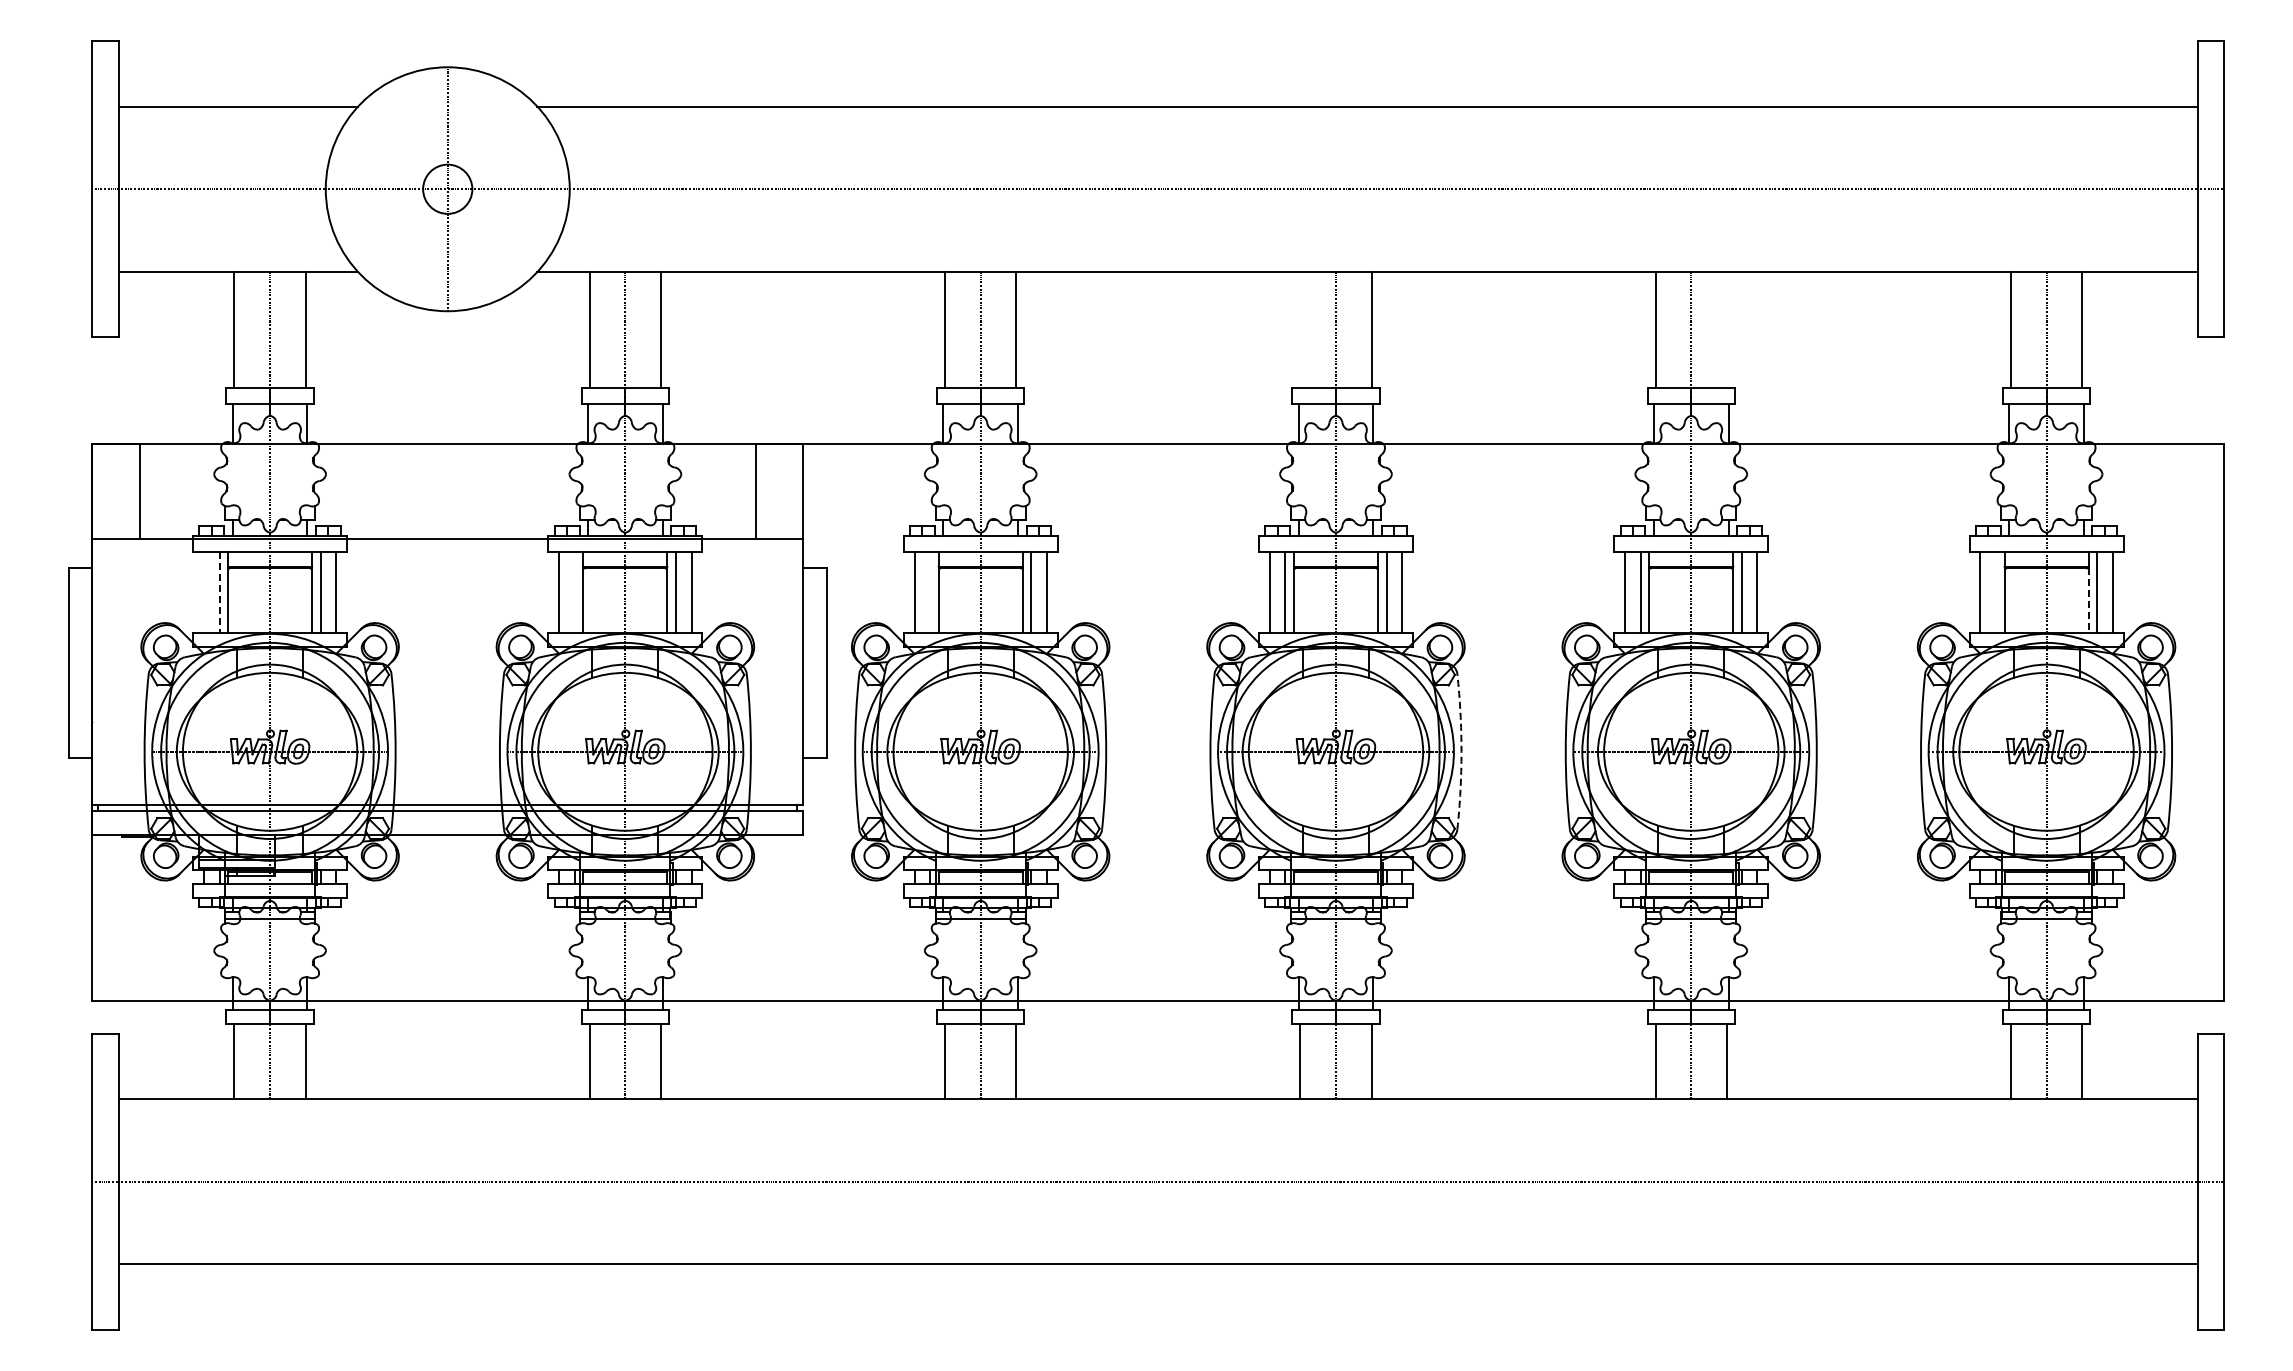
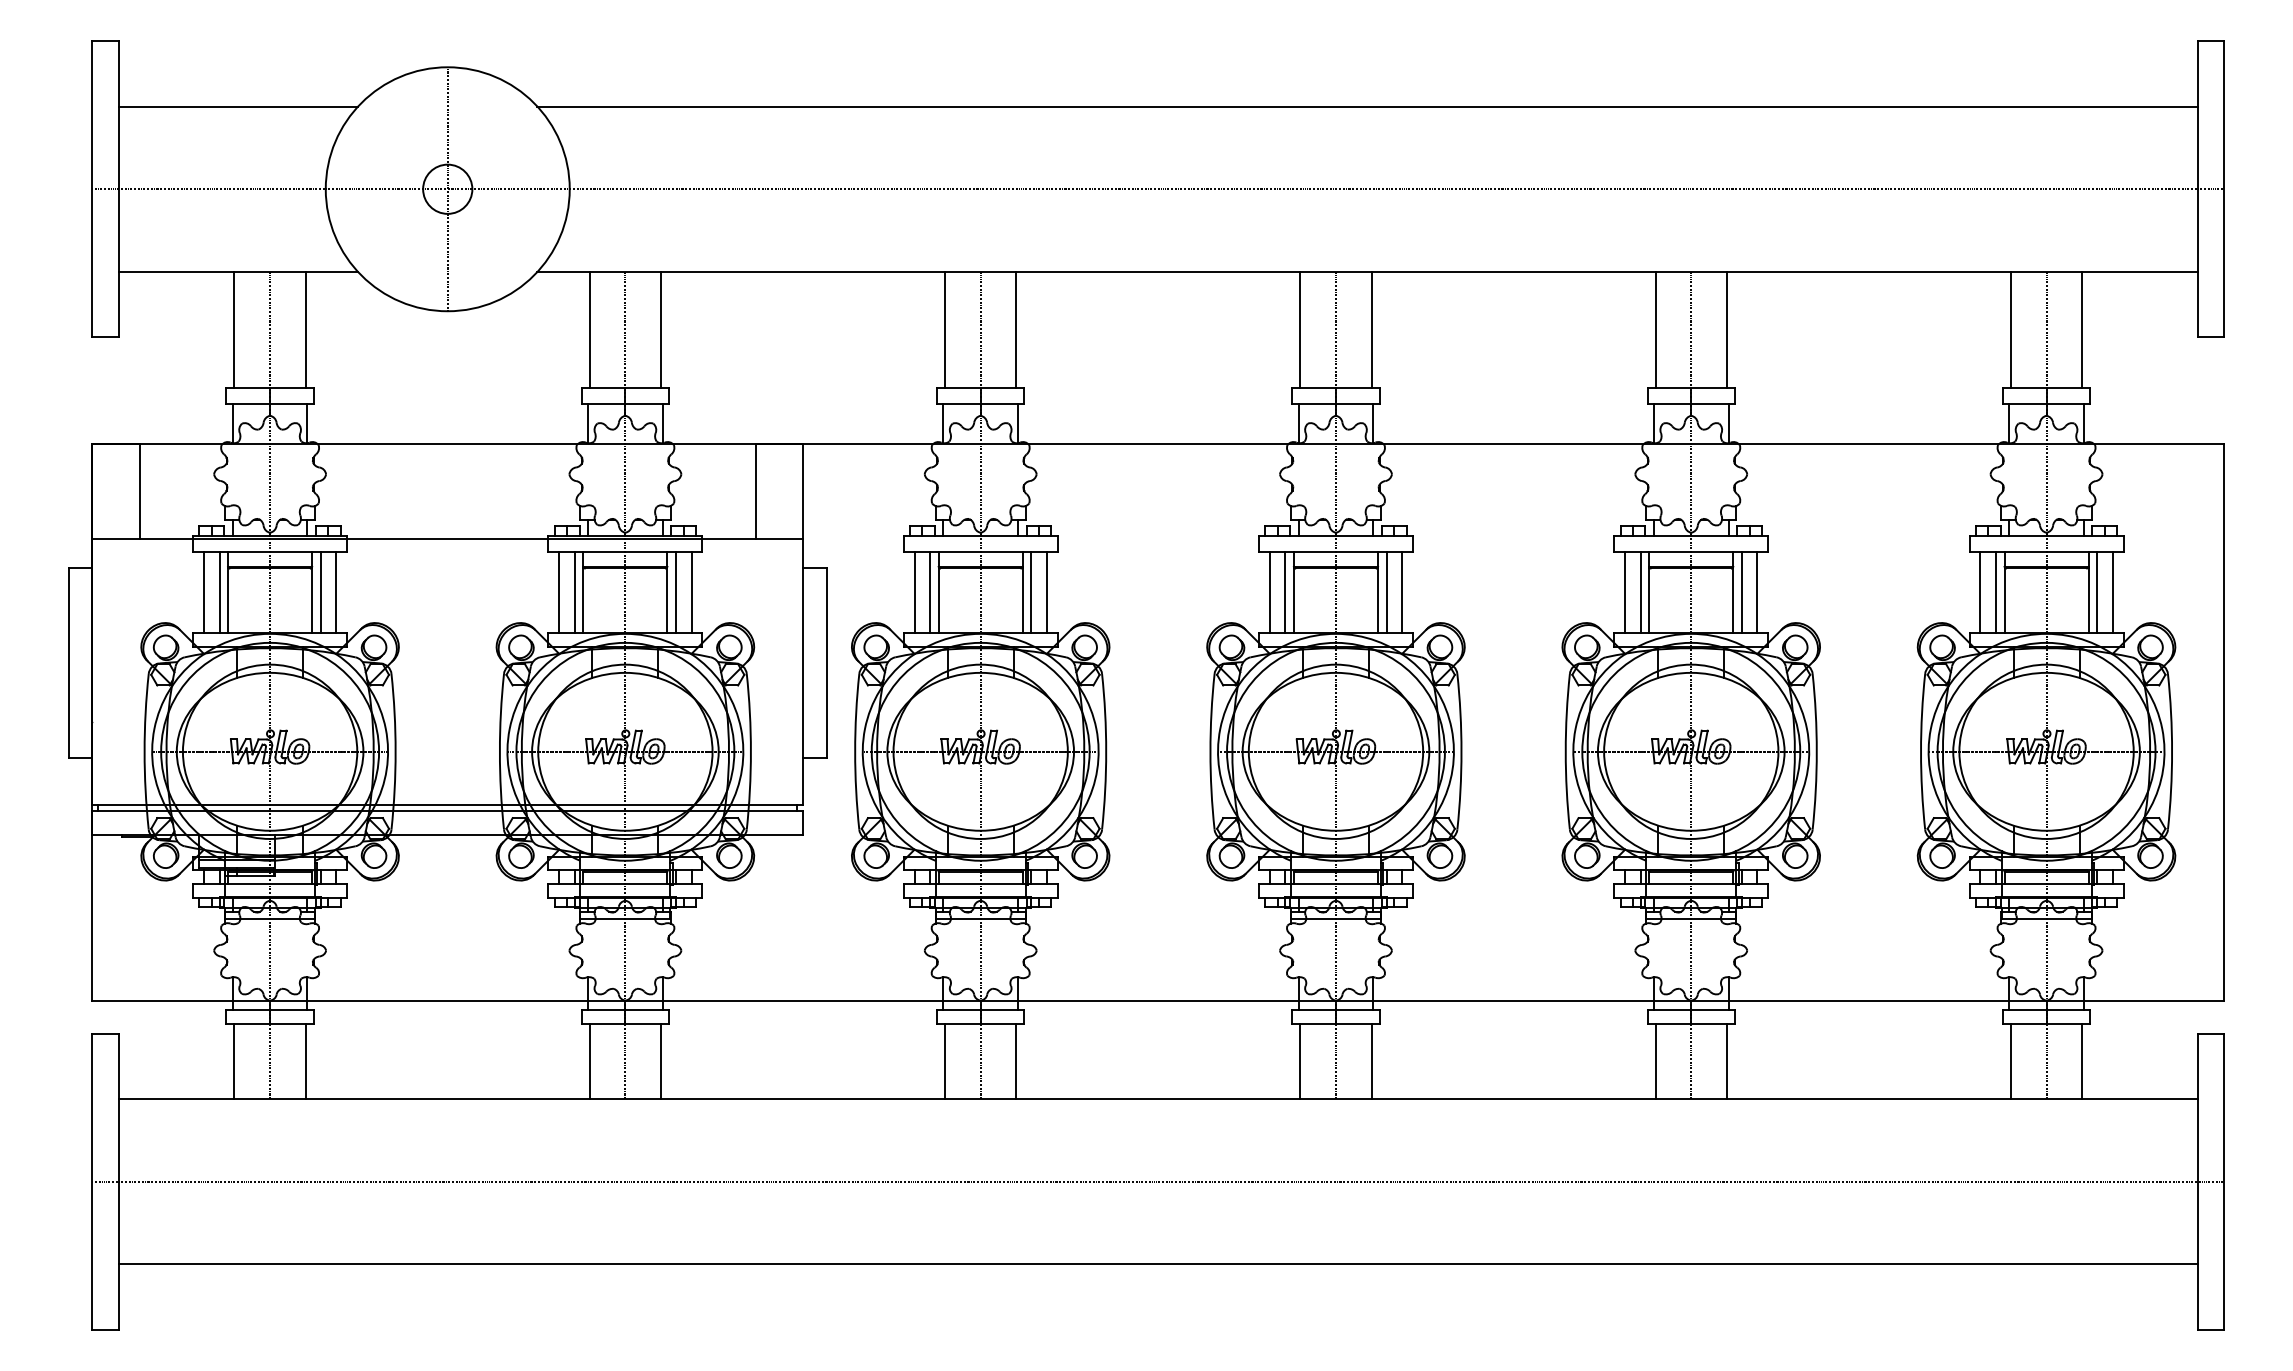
line: none -> present (1300, 330)
line: none -> present (1726, 330)
line: none -> present (204, 592)
line: dashed -> solid (219, 592)
line: none -> present (574, 592)
line: none -> present (930, 592)
line: none -> present (1996, 592)
line: dashed -> solid (2088, 601)
arc: dashed -> solid (1461, 751)
